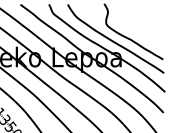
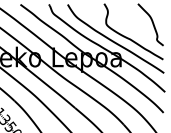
curve: none -> present (152, 24)
